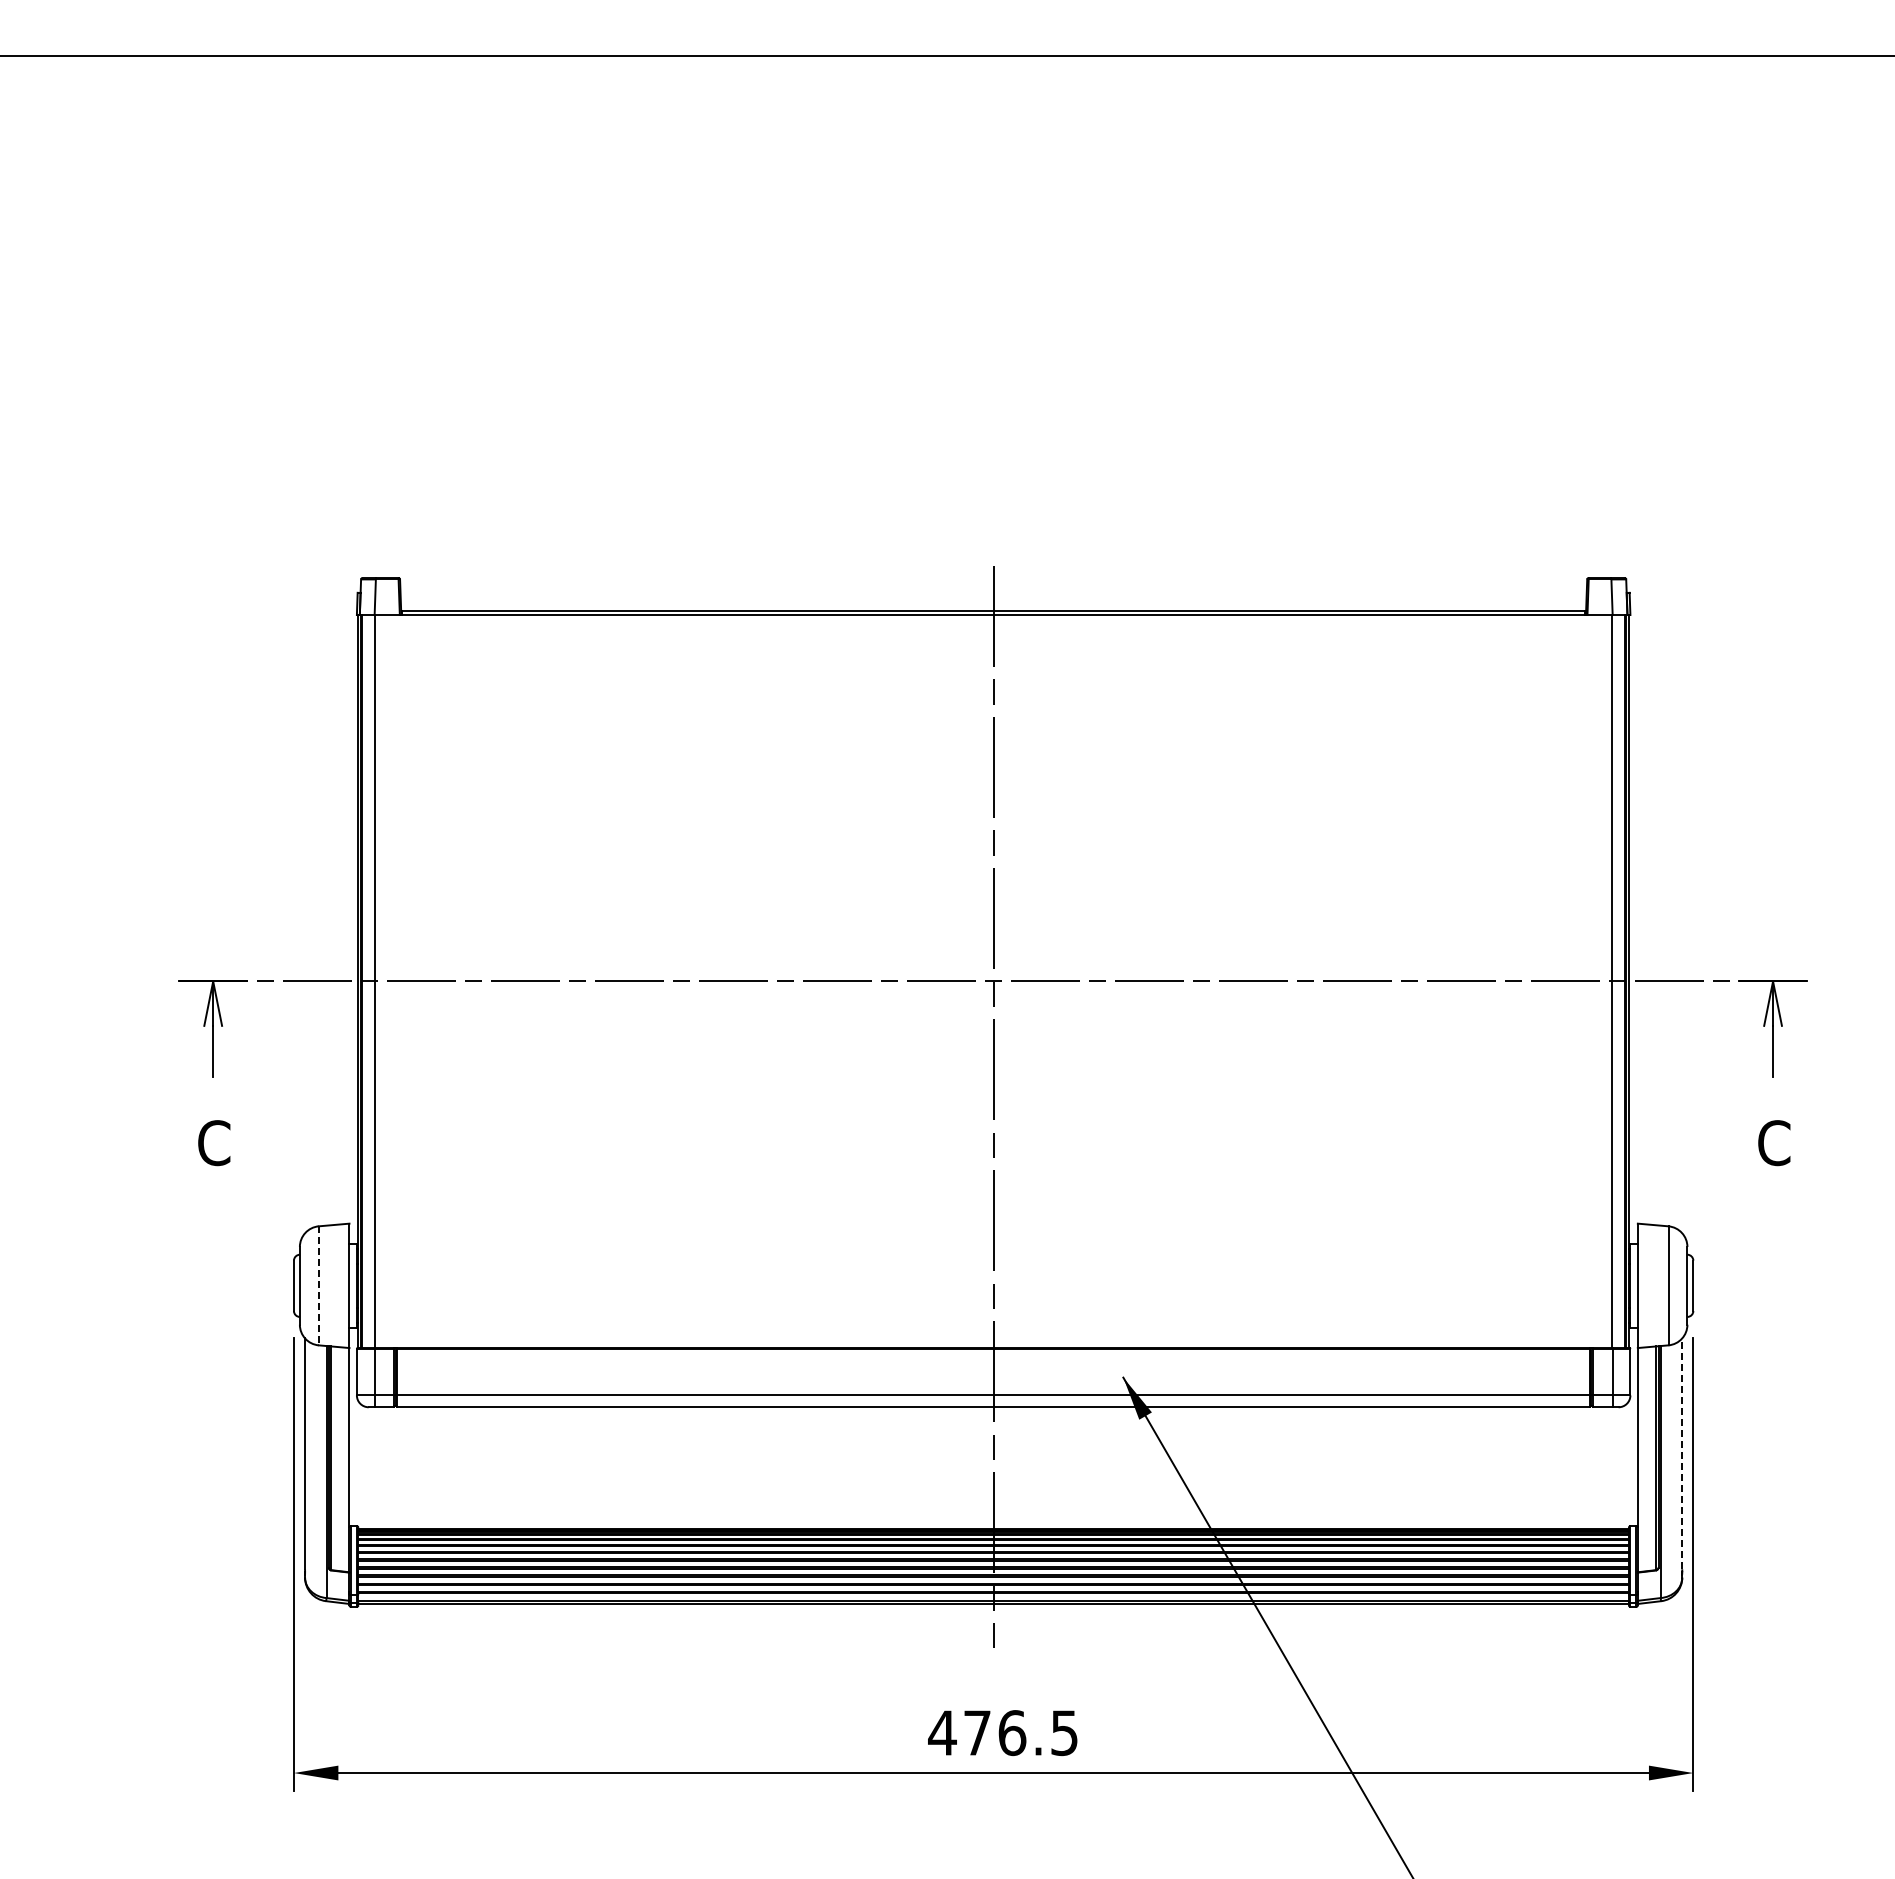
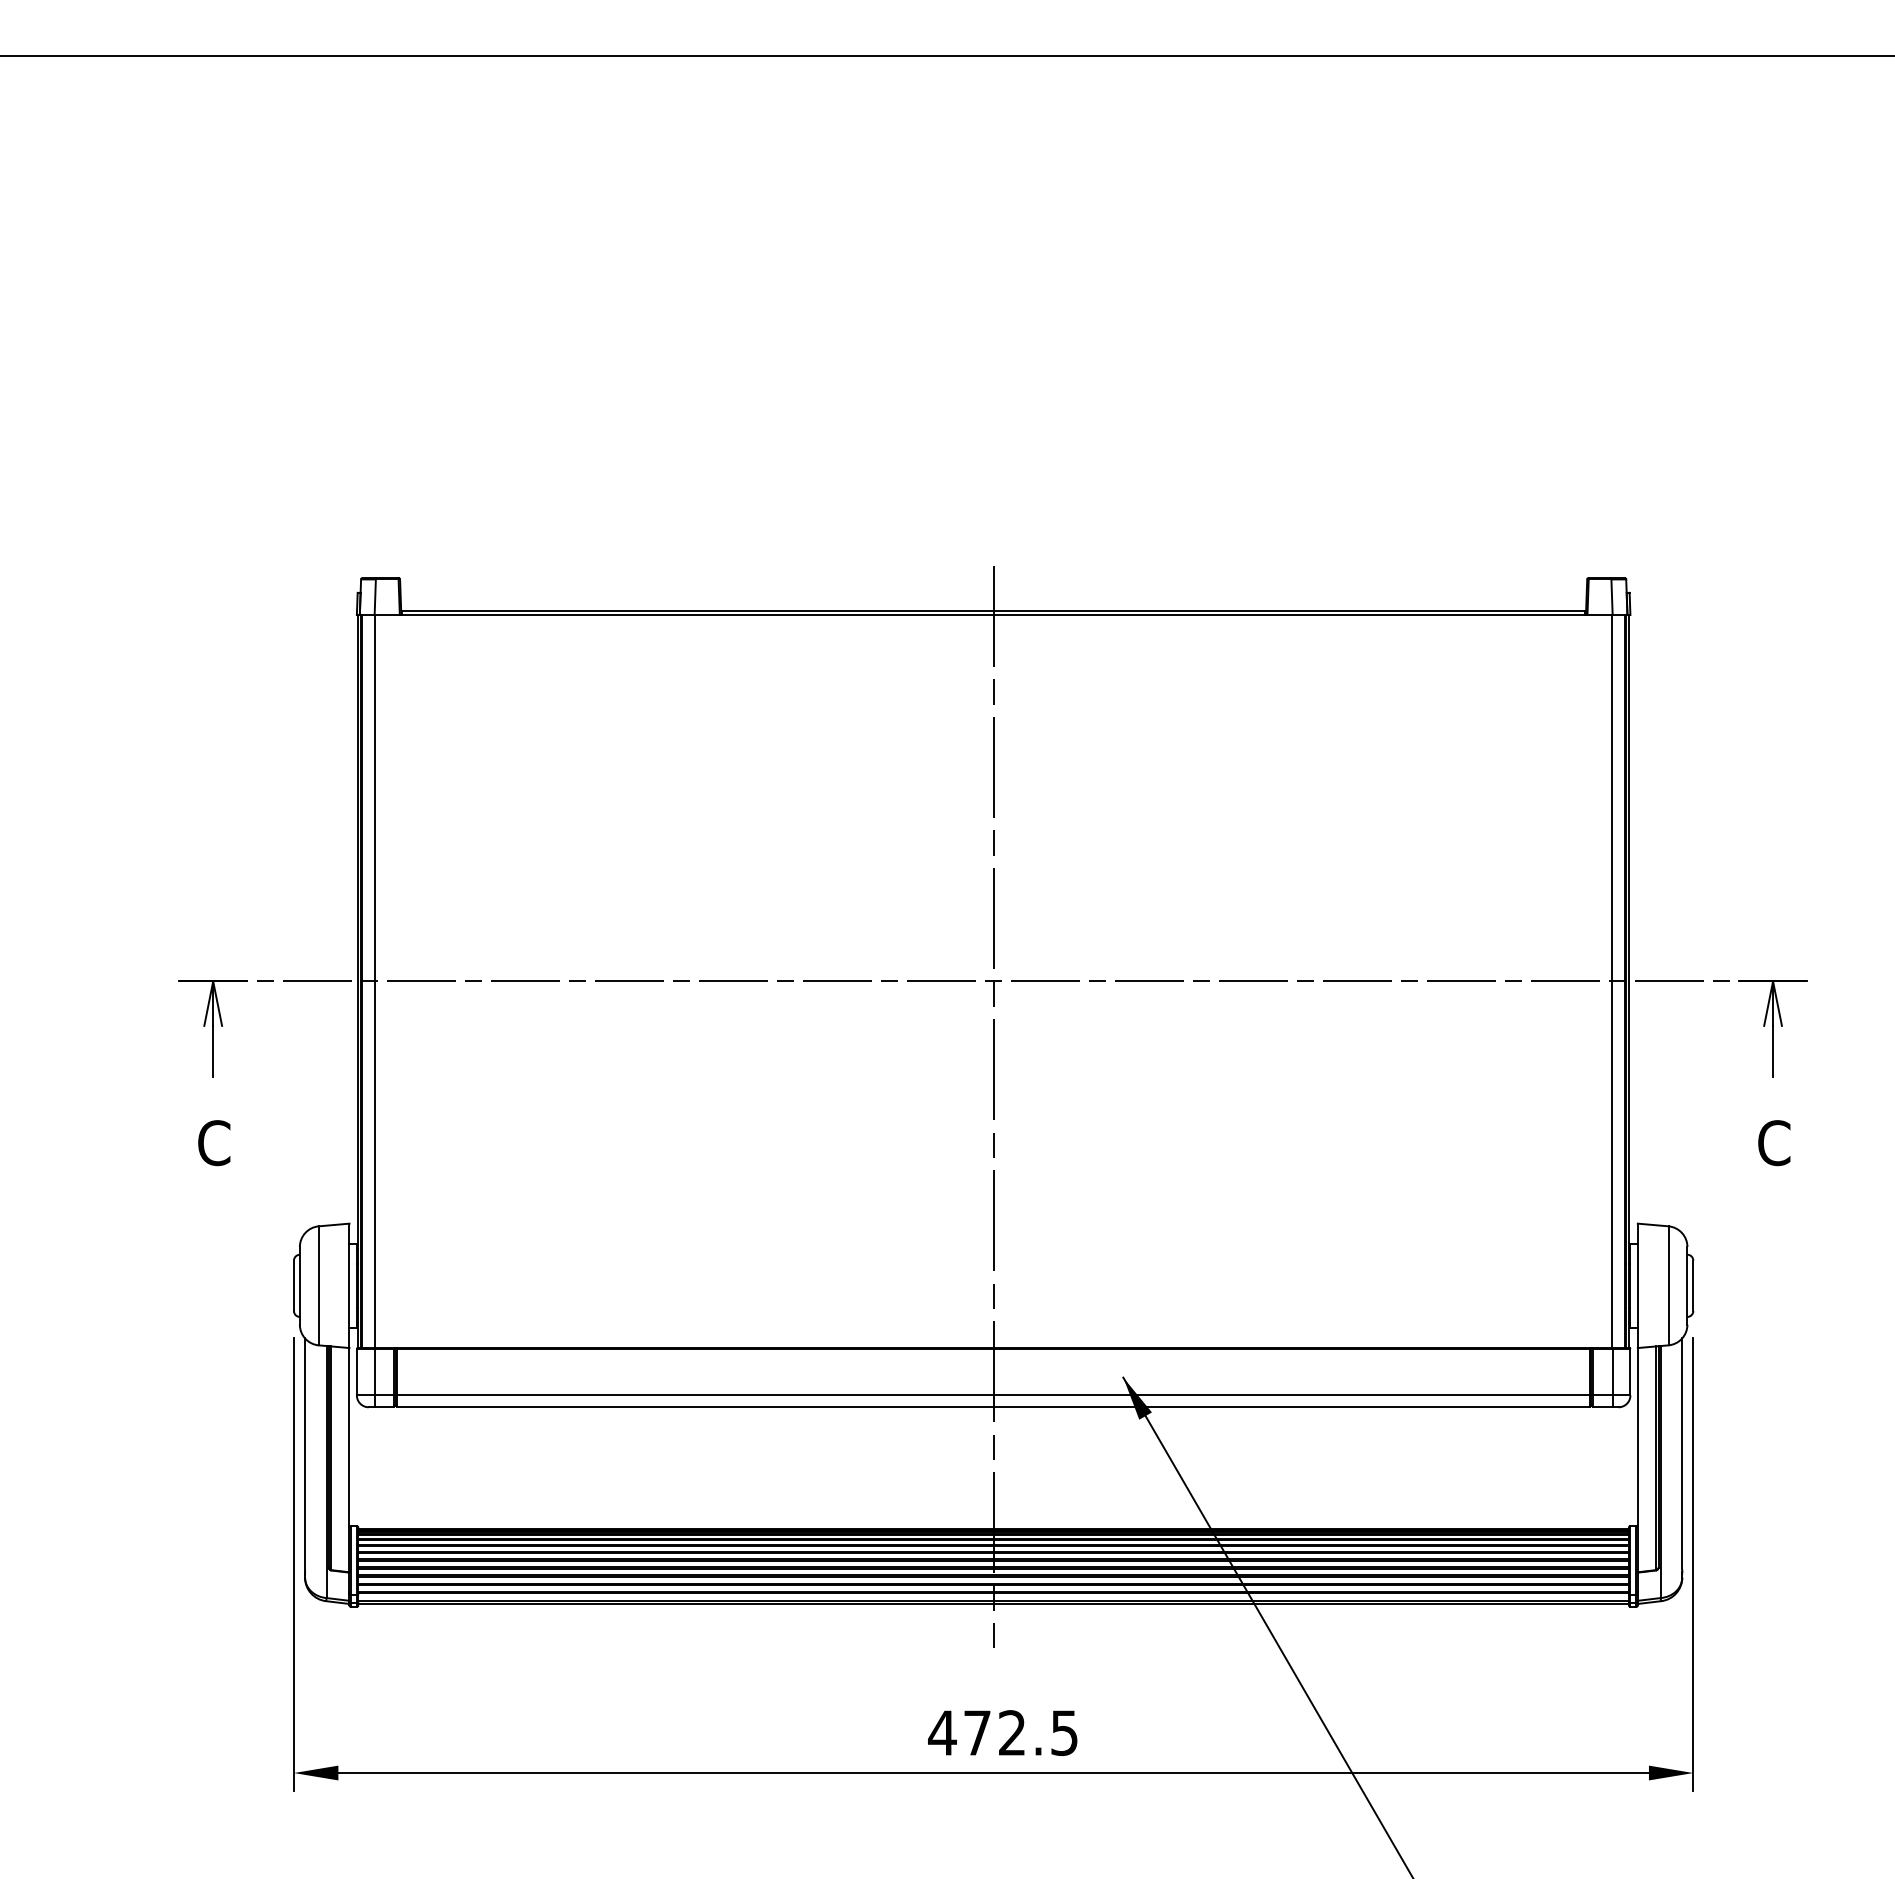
line: dashed -> solid (318, 1285)
line: dashed -> solid (1682, 1453)
text: 476.5 -> 472.5 (1012, 1733)
